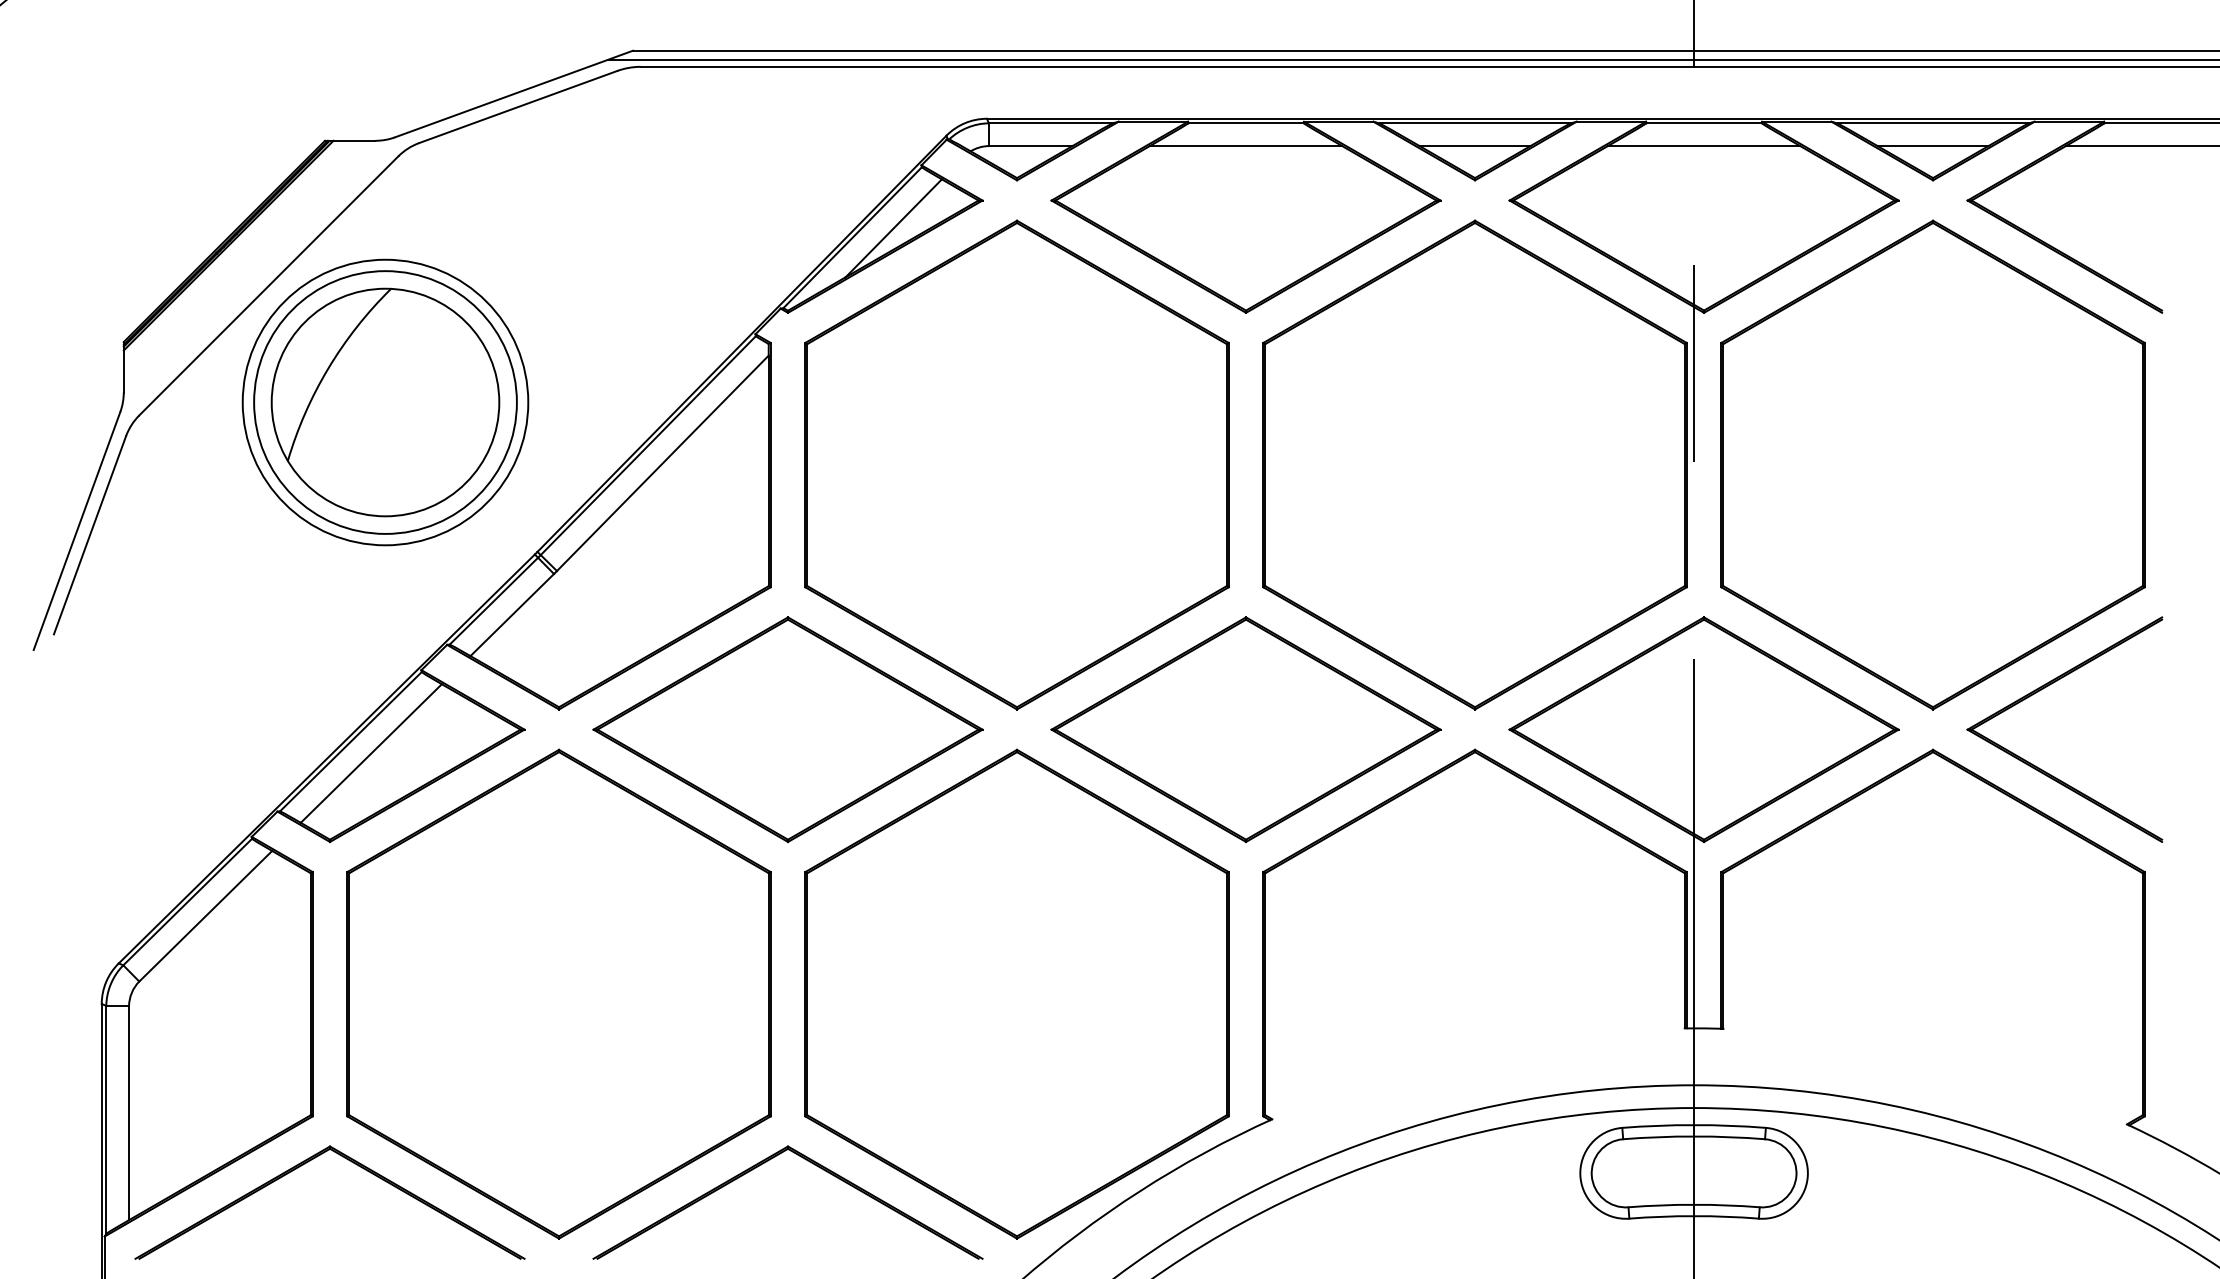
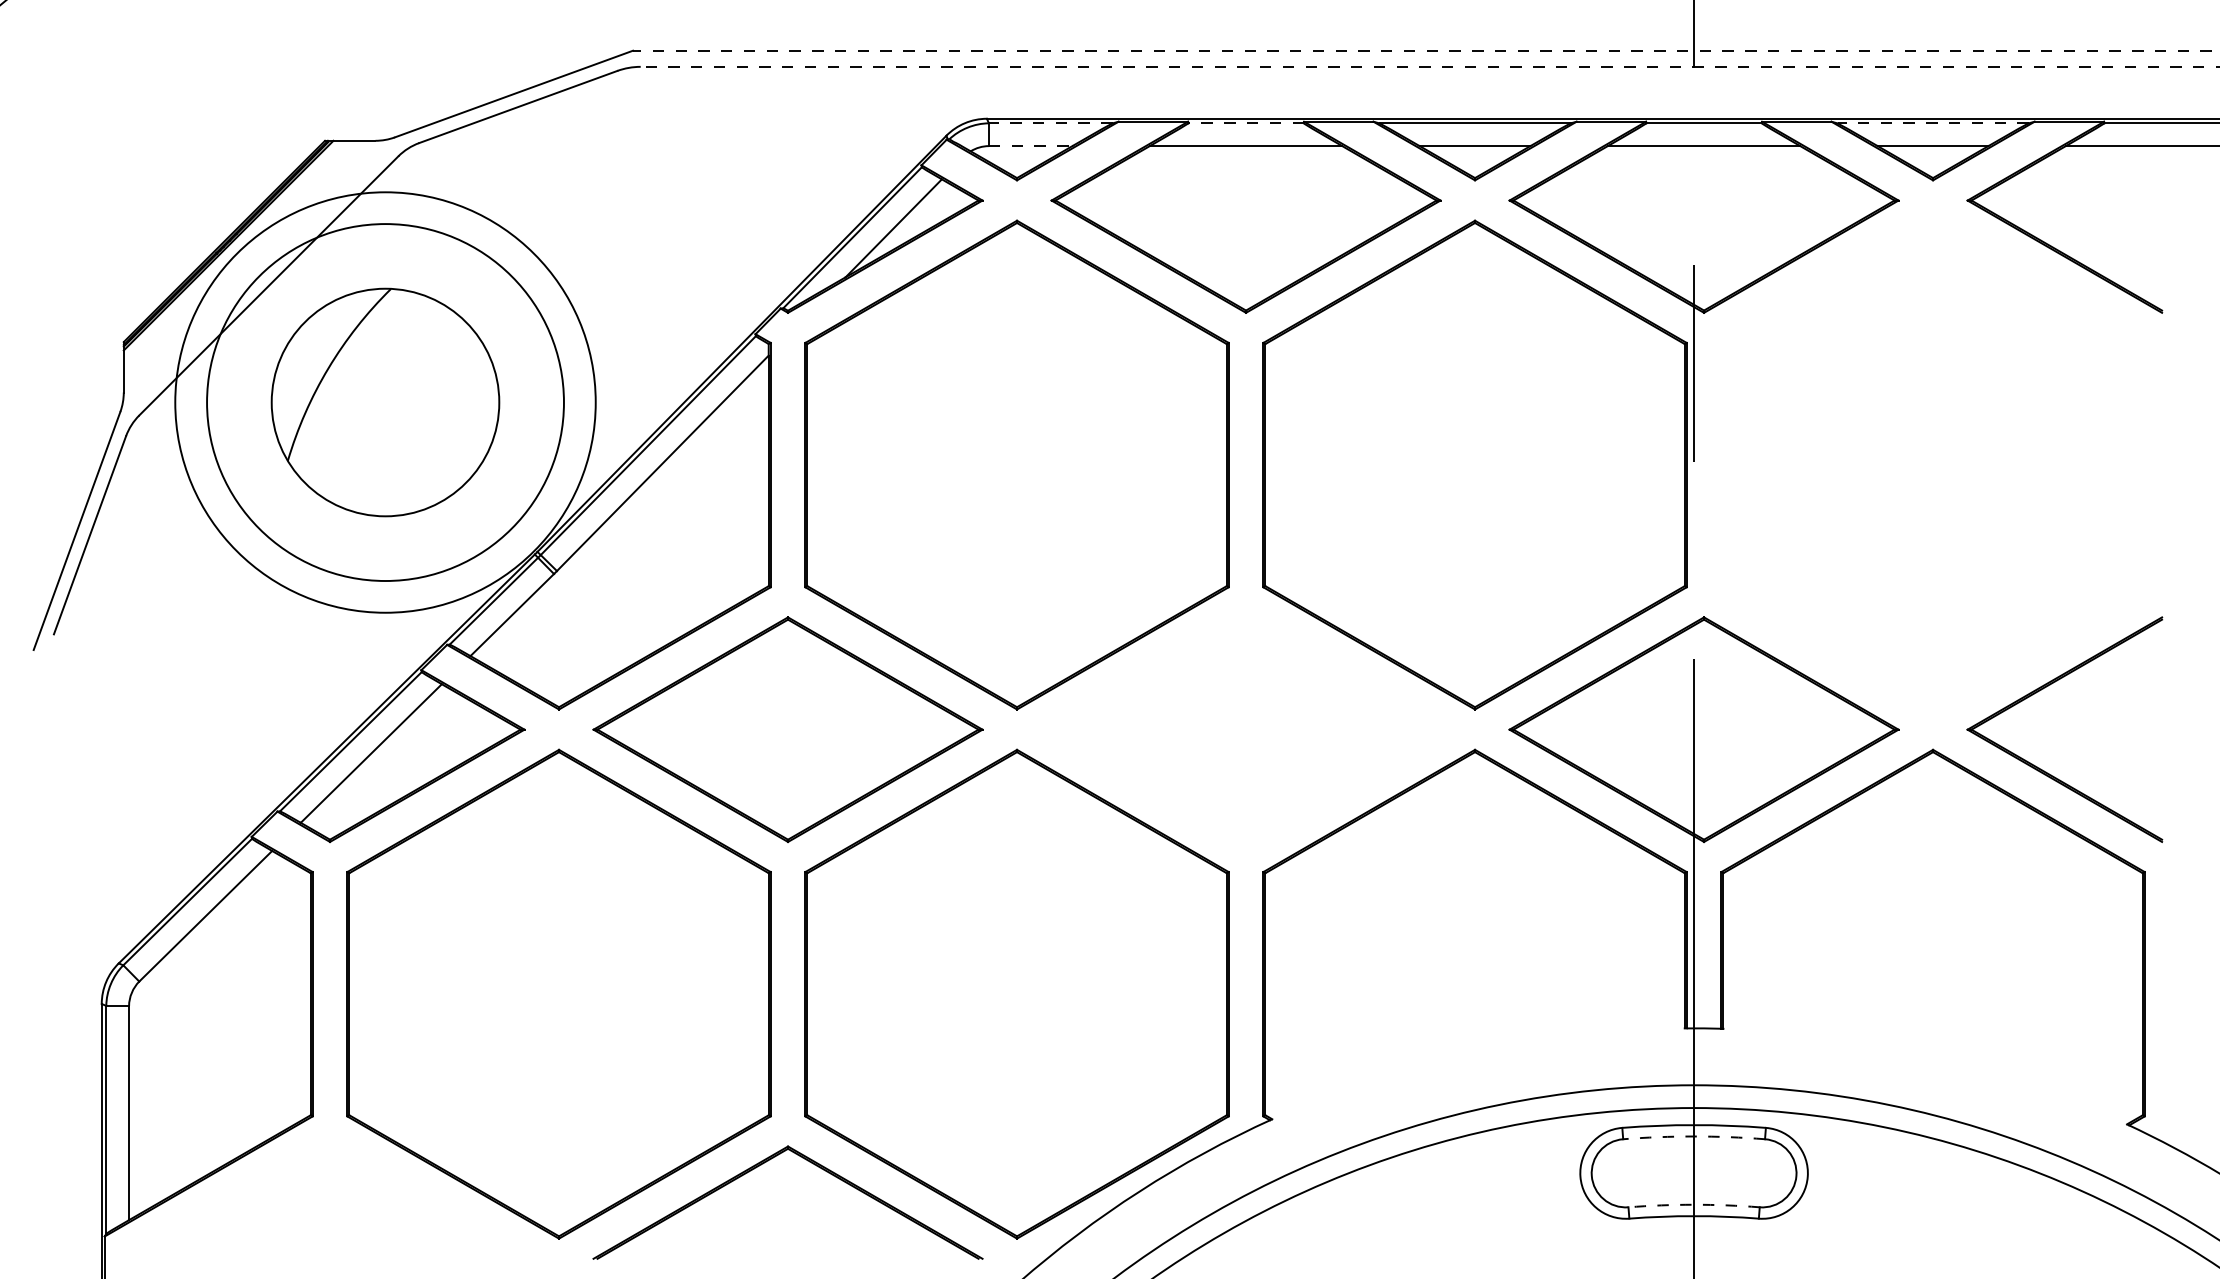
line: solid -> dashed (1425, 50)
line: present -> none (1412, 59)
line: solid -> dashed (1429, 66)
line: solid -> dashed (1050, 123)
line: solid -> dashed (1246, 123)
line: solid -> dashed (1933, 123)
line: solid -> dashed (1030, 146)
circle diameter: 263 px -> 420 px (385, 402)
circle diameter: 286 px -> 357 px (385, 402)
part: present -> none (1932, 464)
part: present -> none (1245, 729)
arc: solid -> dashed (1694, 1136)
part: present -> none (305, 1164)
arc: solid -> dashed (1694, 1204)
